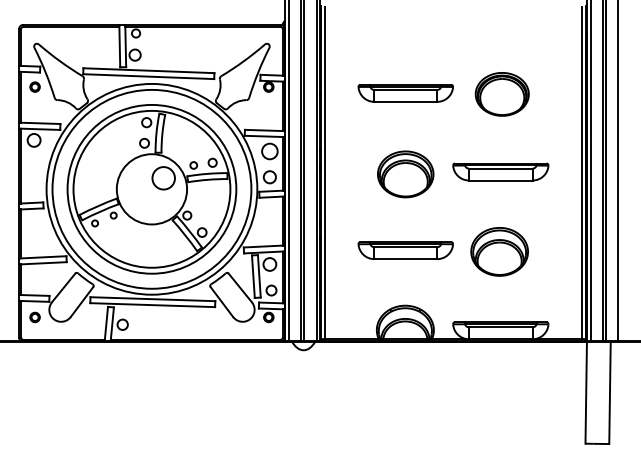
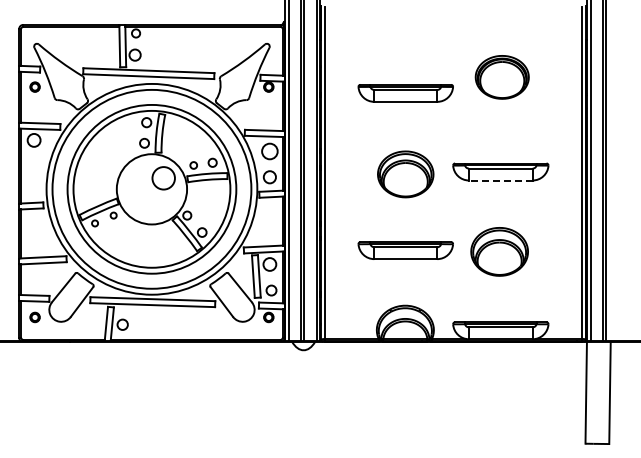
part position: (501, 94) -> (501, 77) (501, 77)
line: present -> none (618, 171)
line: solid -> dashed (500, 180)
